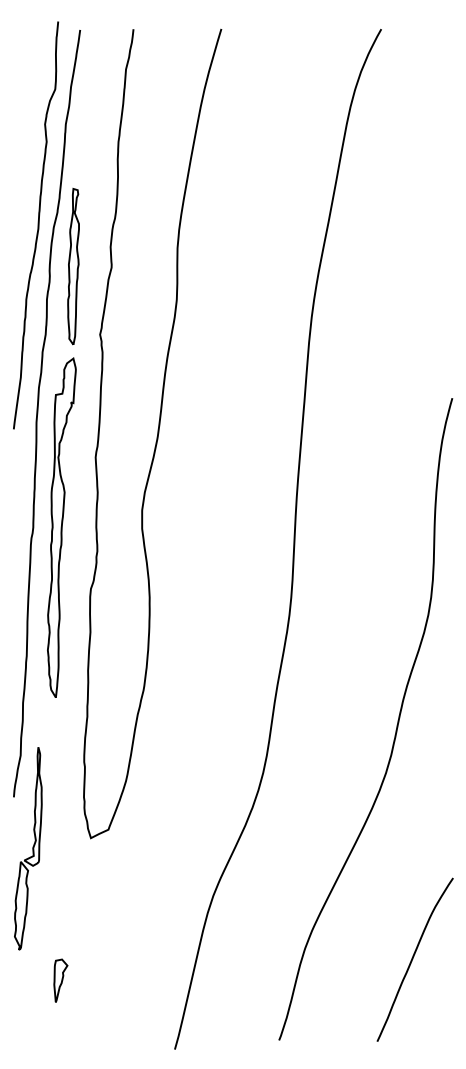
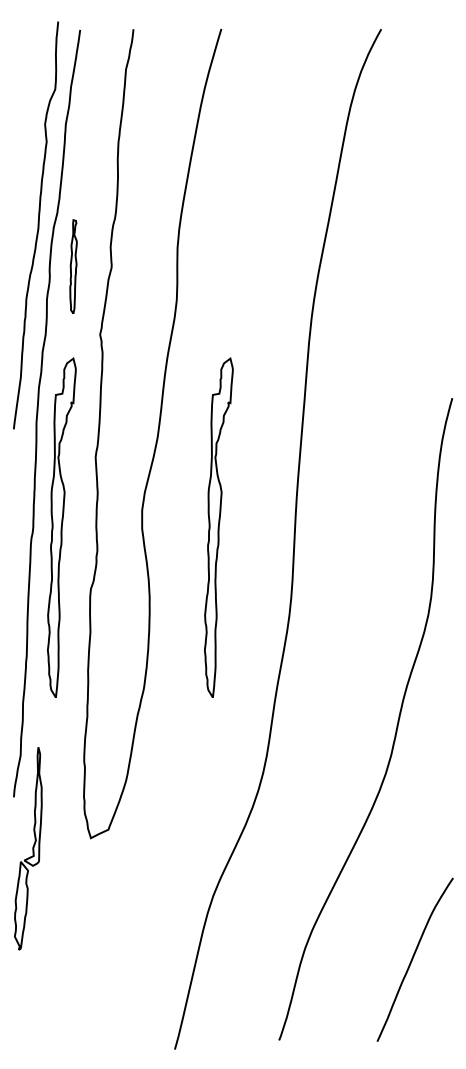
part size: 13x158 px -> 9x95 px (73, 266)
part: none -> present (218, 527)
part: present -> none (60, 980)
